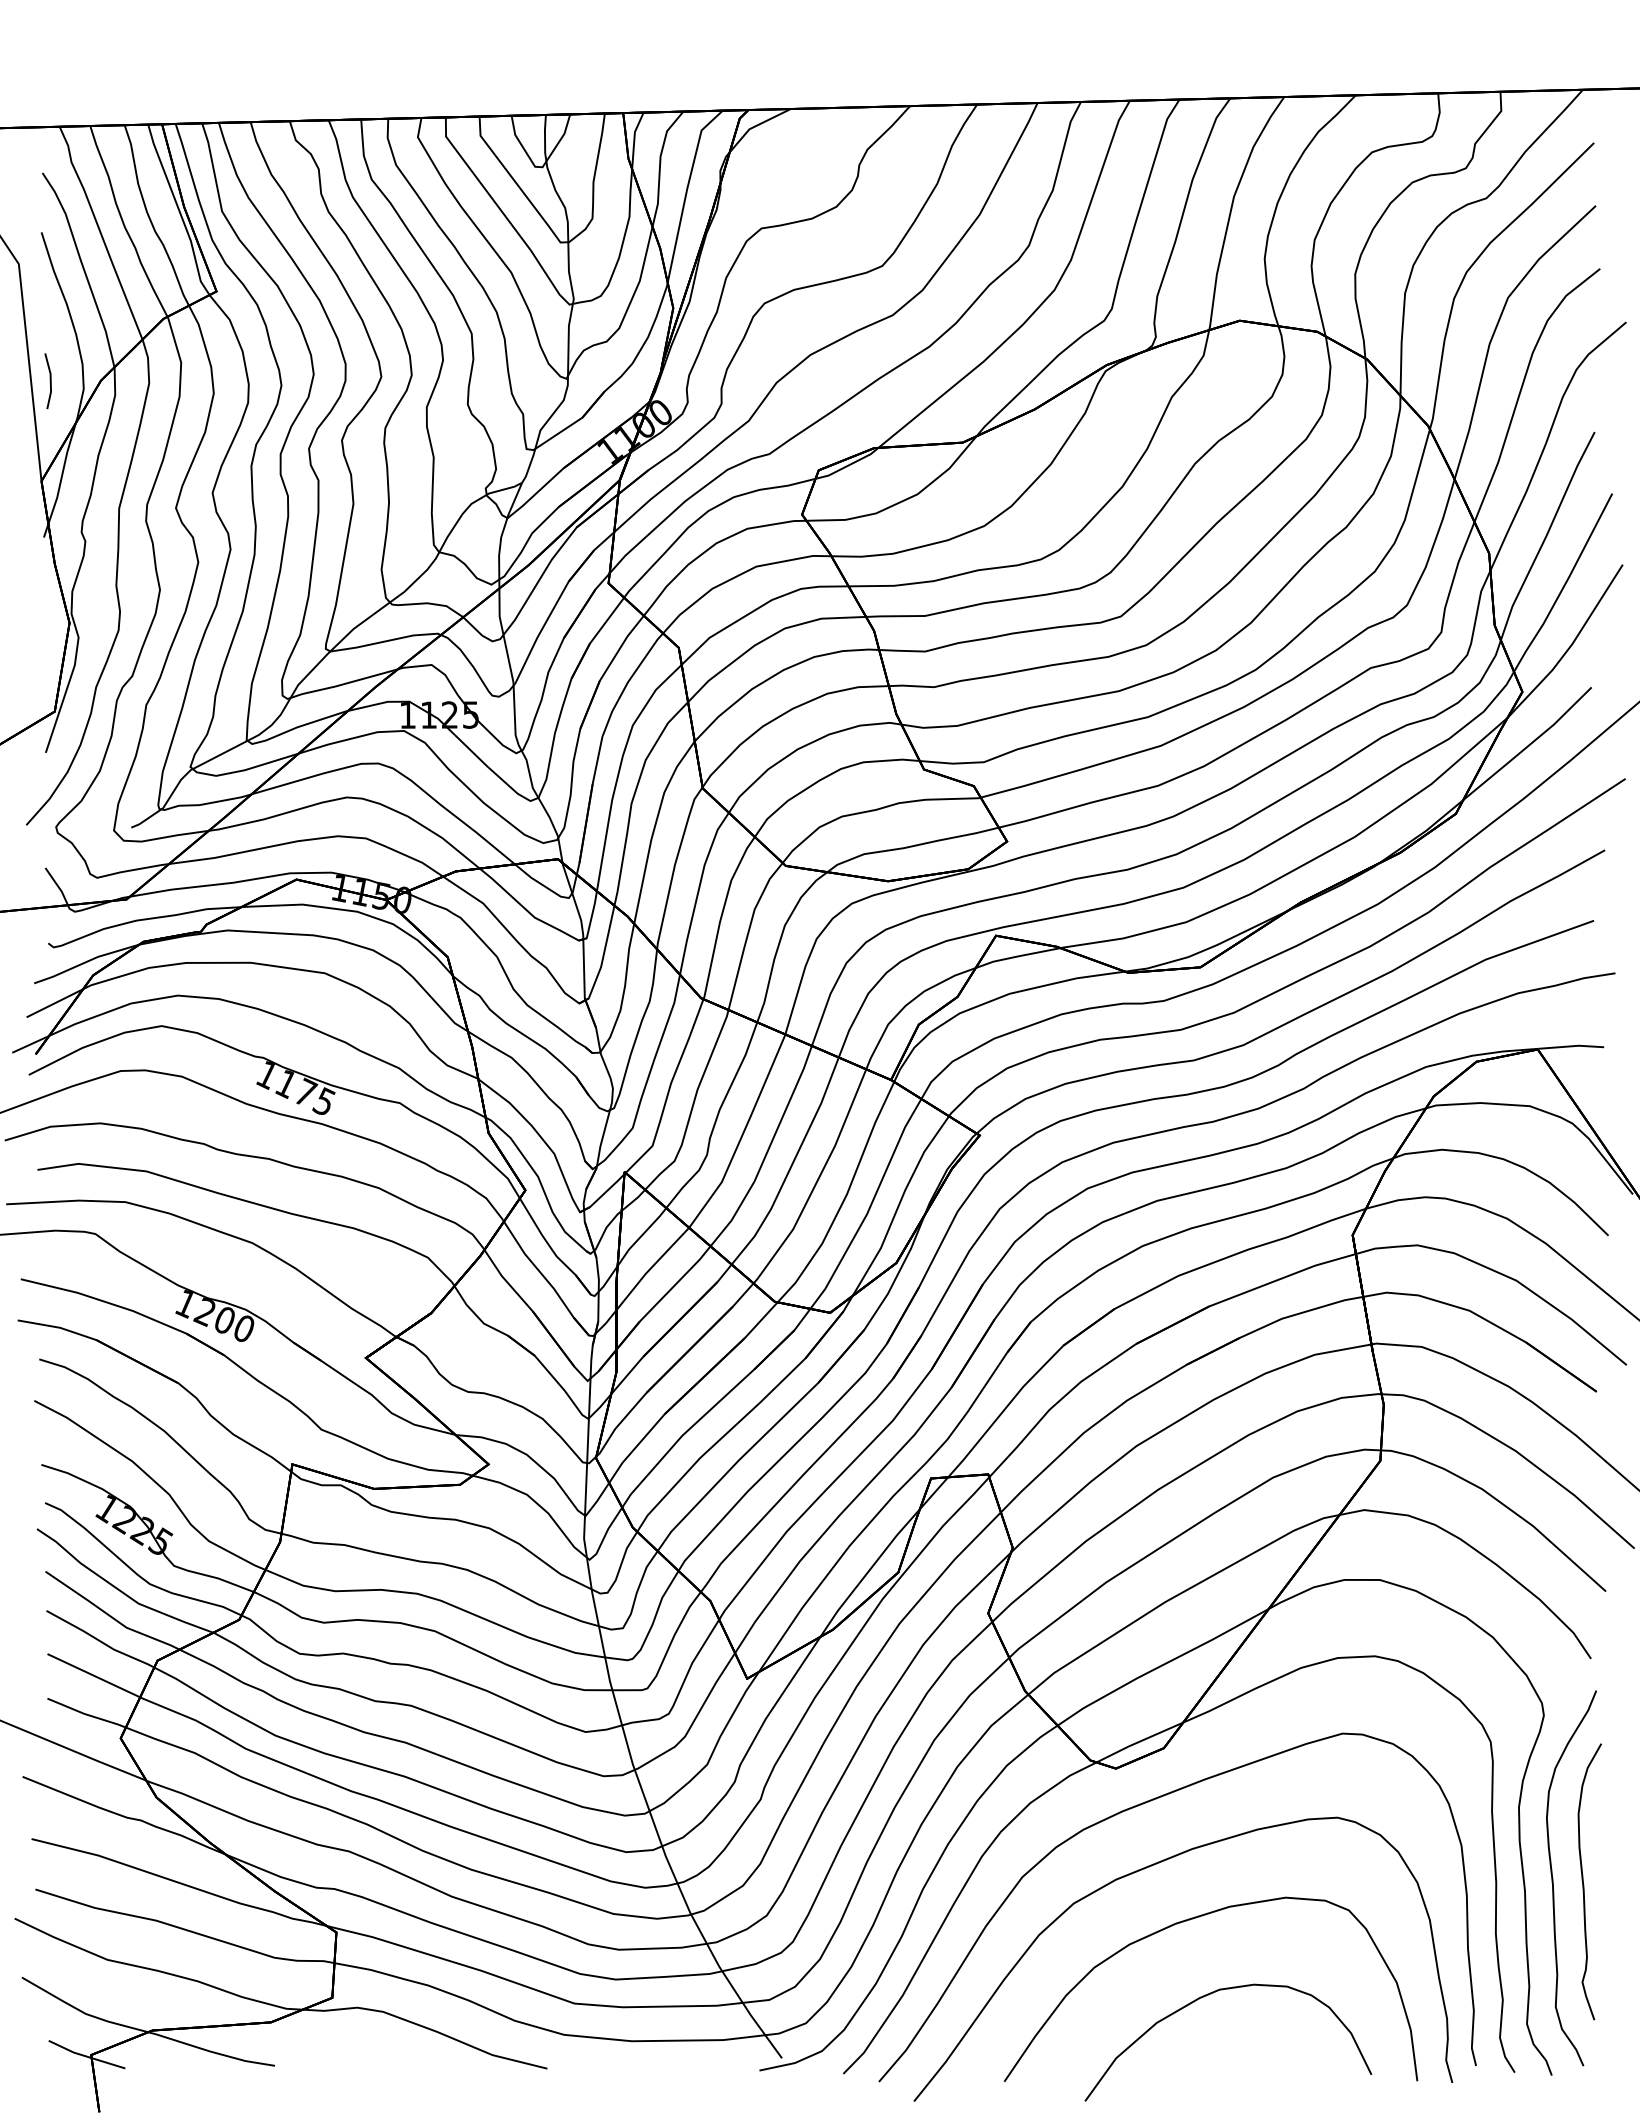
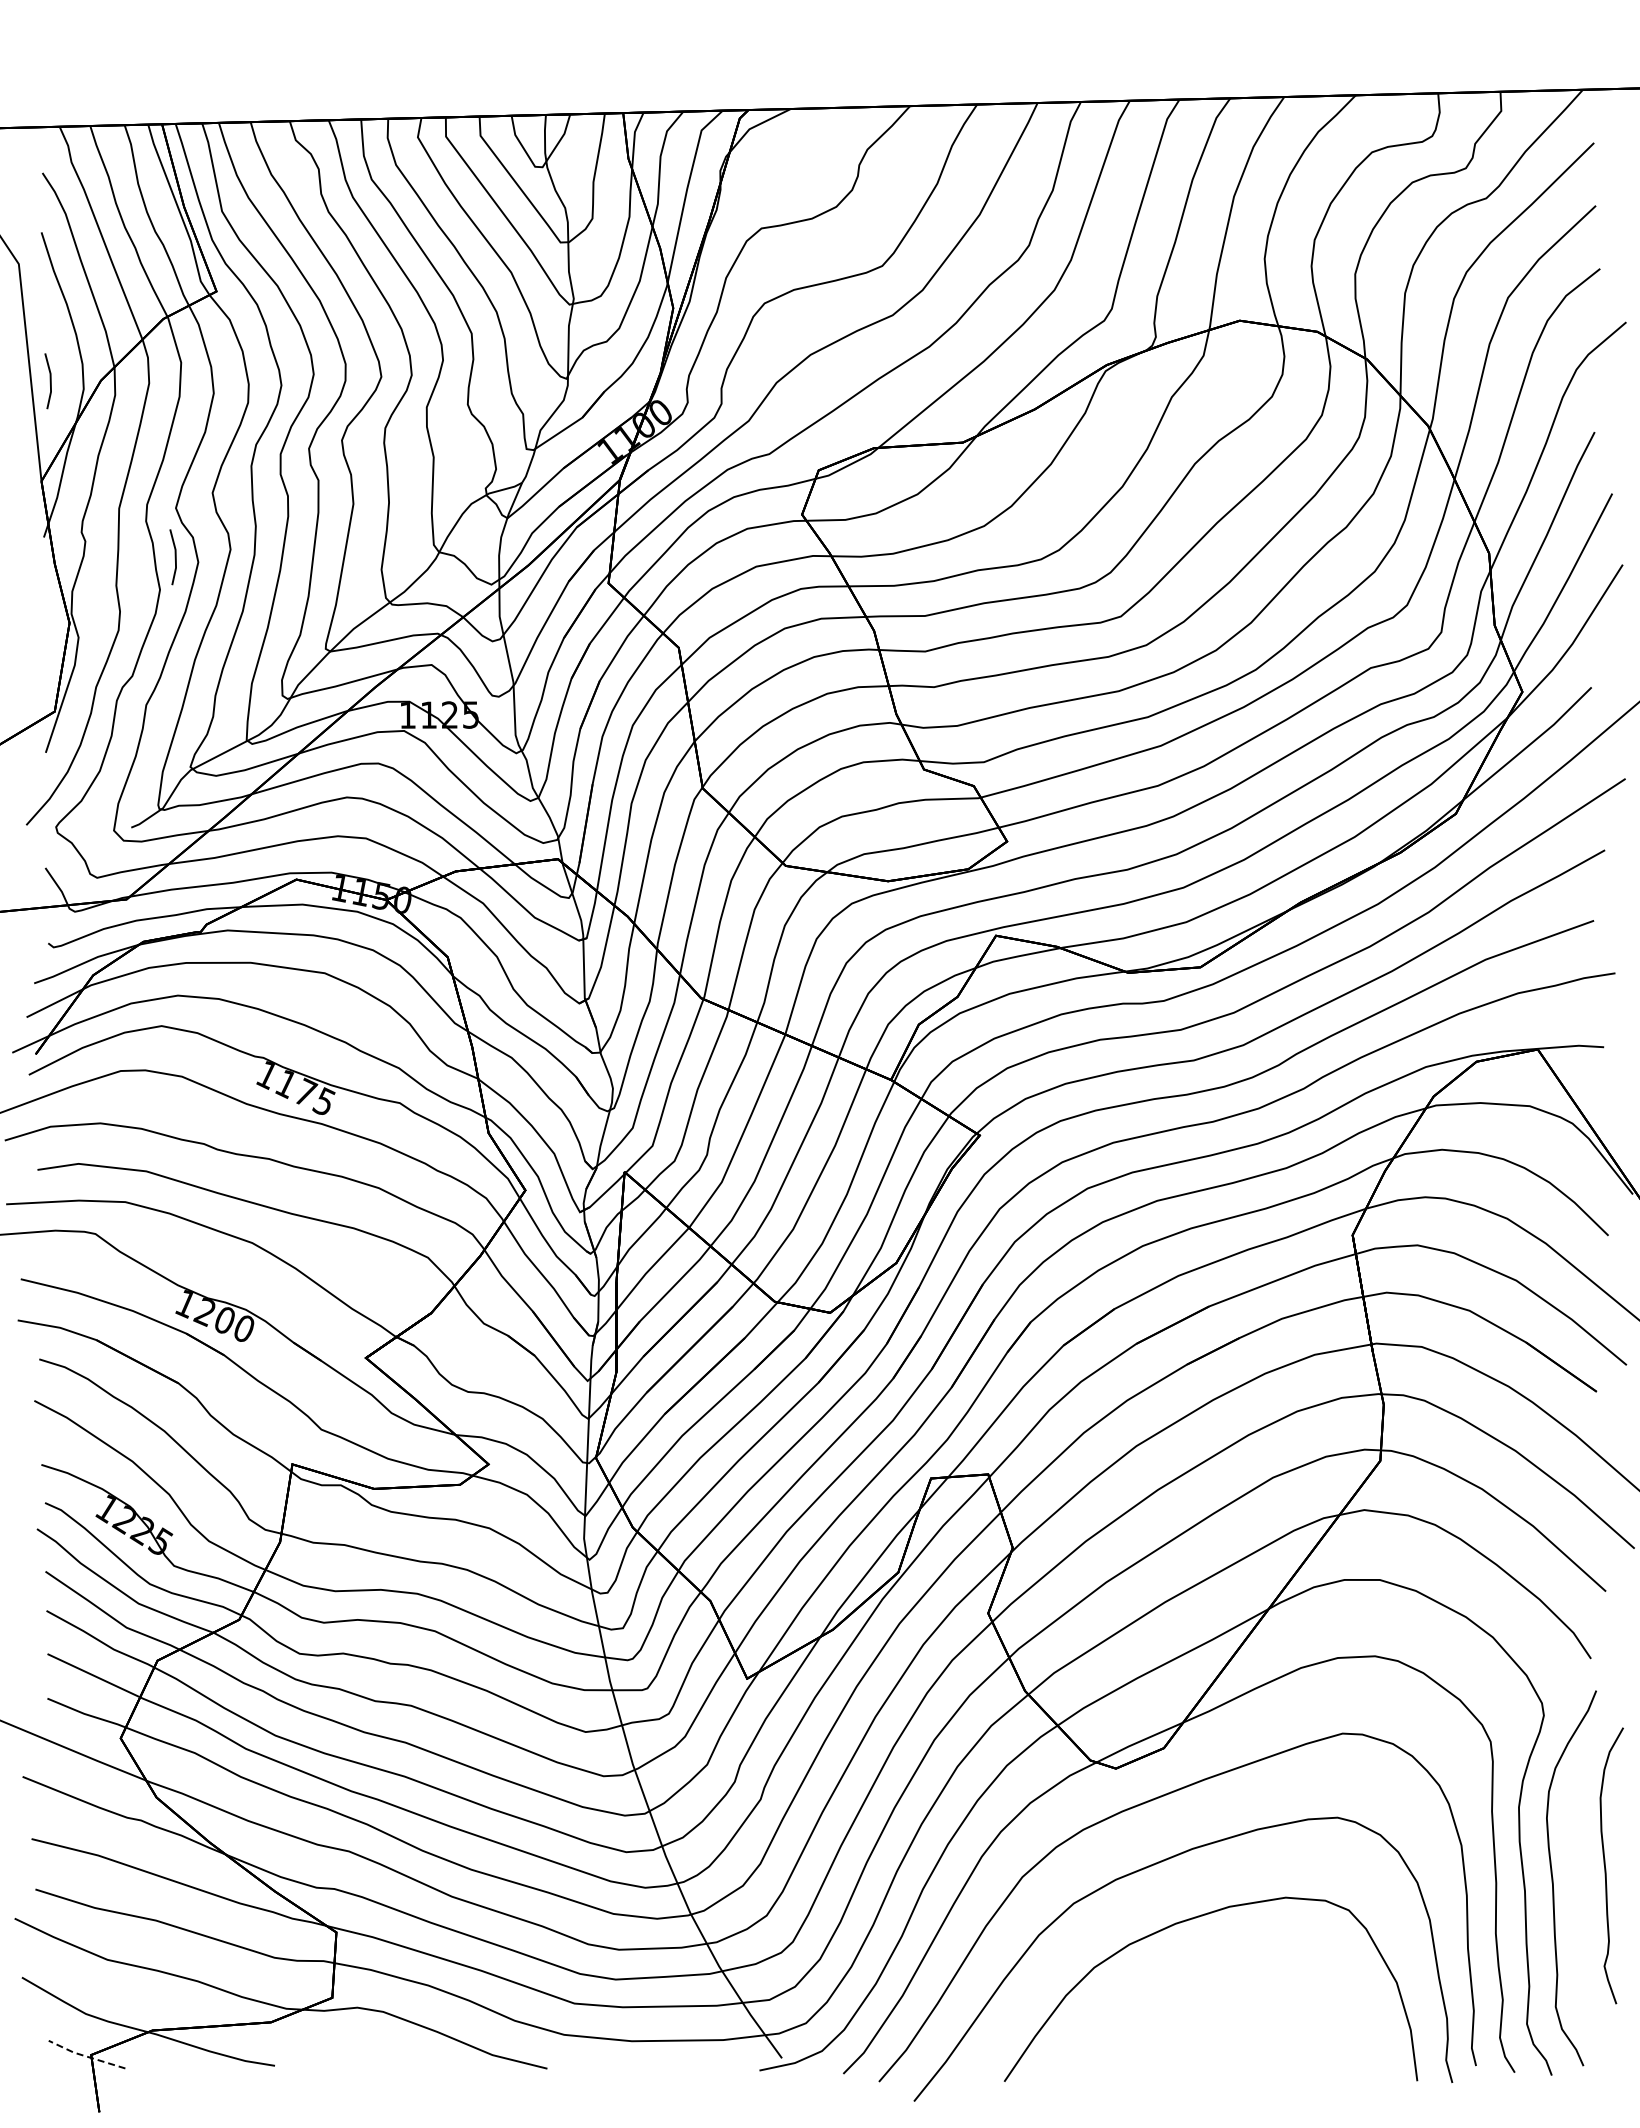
line: none -> present (174, 557)
curve position: (1584, 1884) -> (1606, 1868) (1606, 1868)
curve: present -> none (1211, 1994)
line: solid -> dashed (85, 2056)
